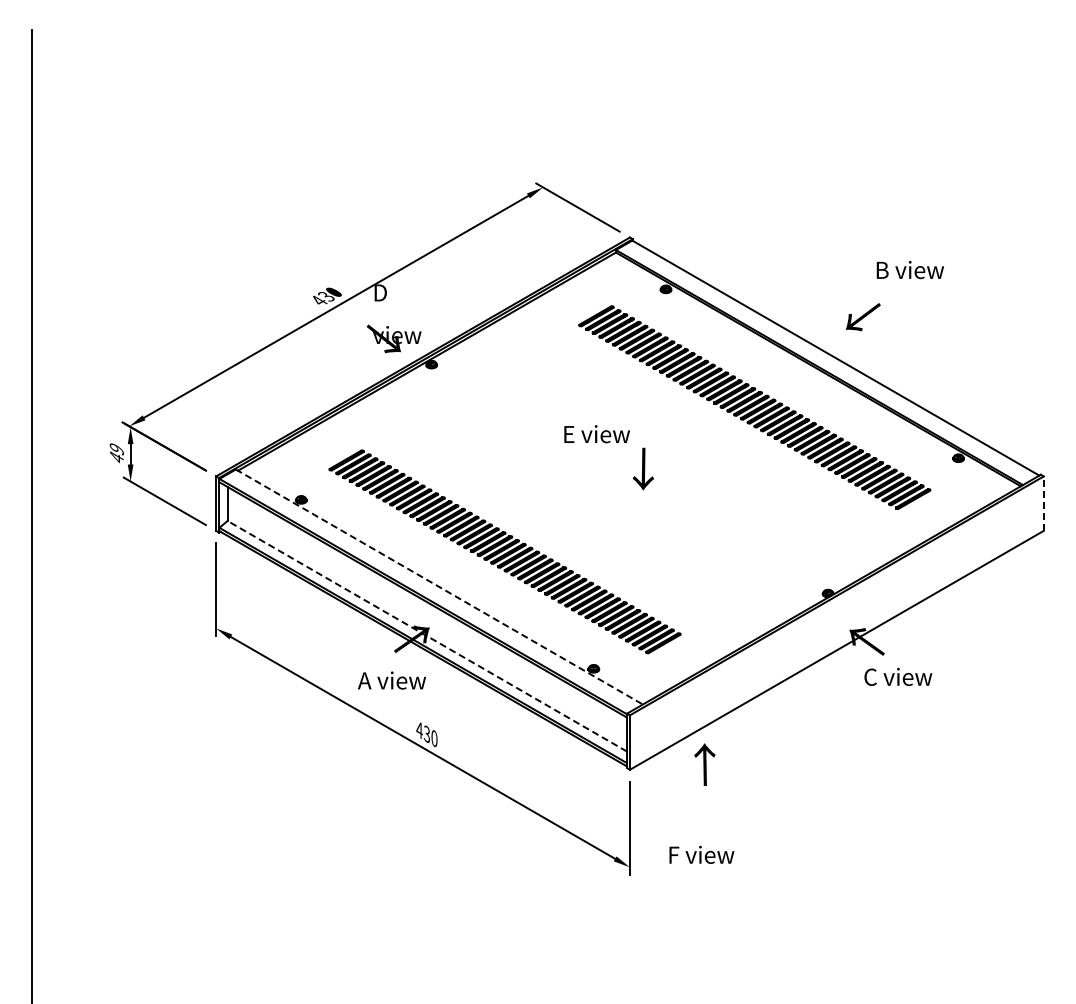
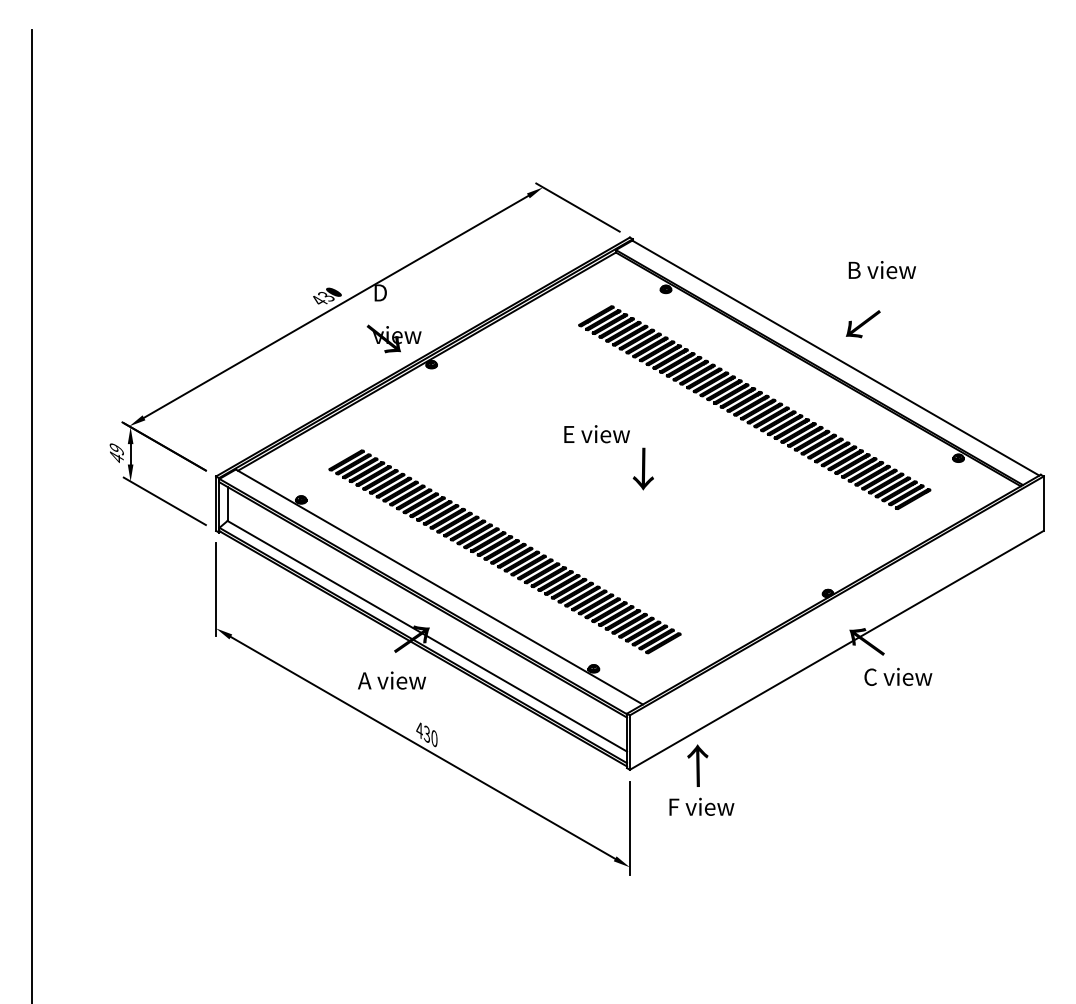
text position: (910, 270) -> (882, 270) (882, 270)
text position: (862, 317) -> (862, 324) (862, 324)
line: dashed -> solid (1043, 503)
line: dashed -> solid (439, 587)
line: dashed -> solid (427, 636)
text position: (704, 764) -> (697, 765) (697, 765)
text position: (701, 854) -> (701, 806) (701, 806)
